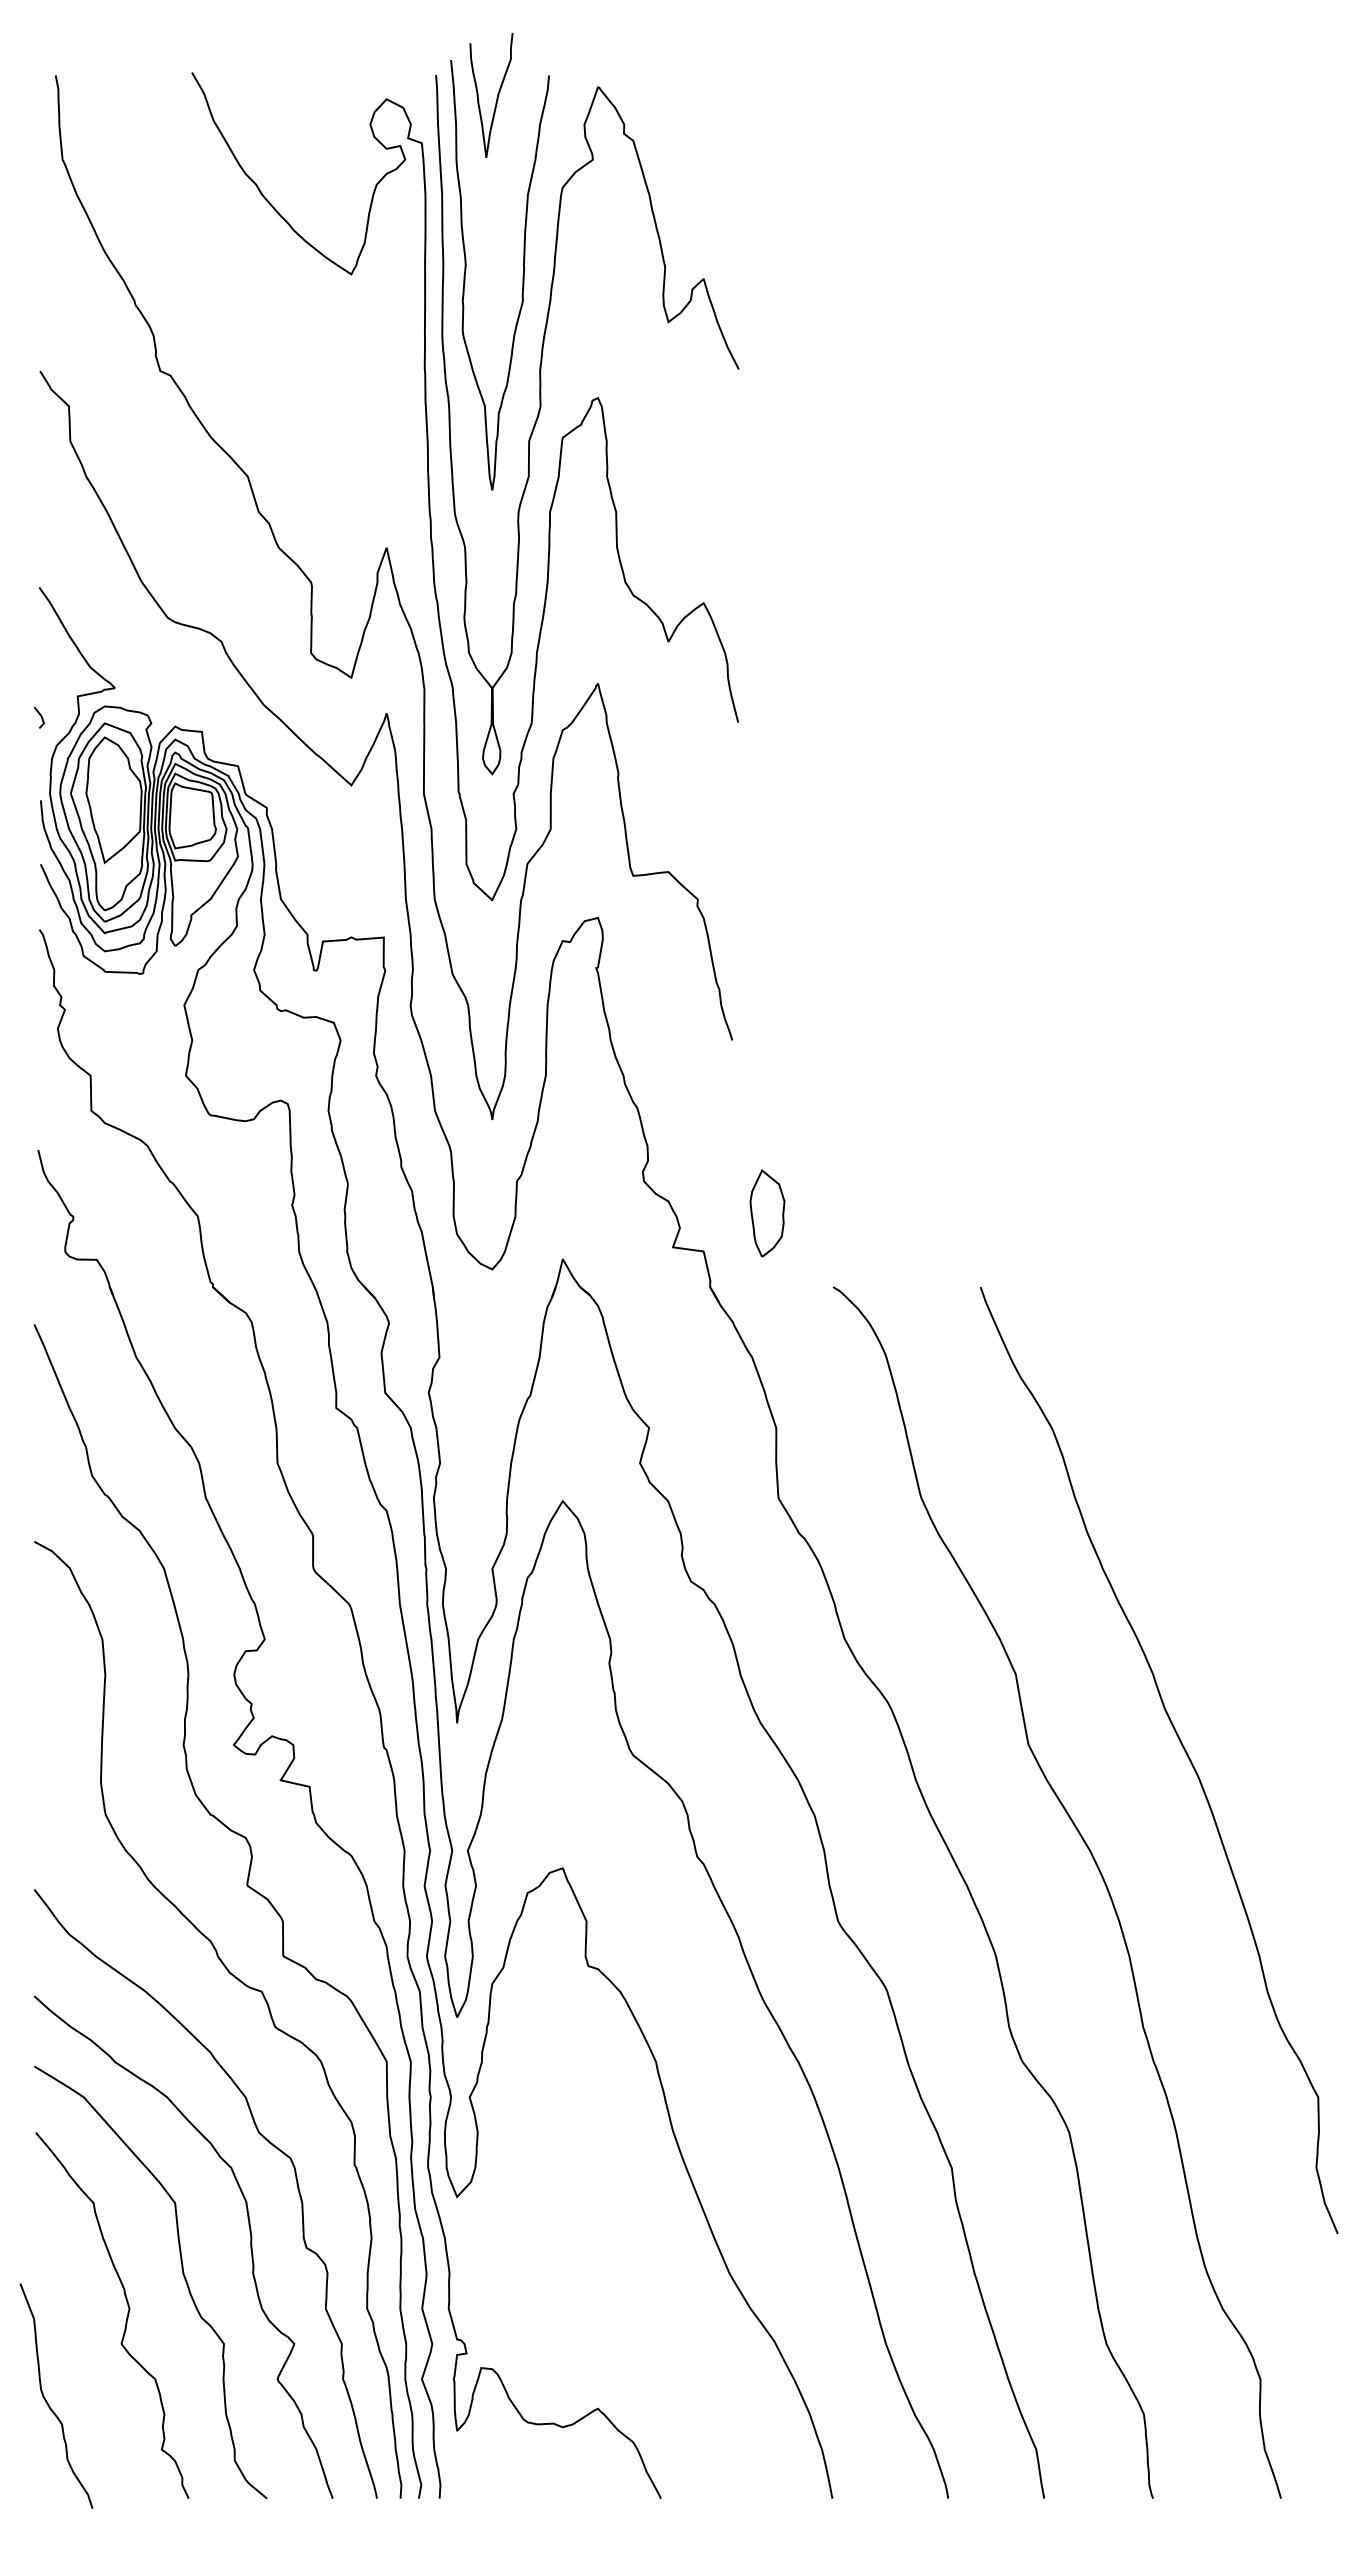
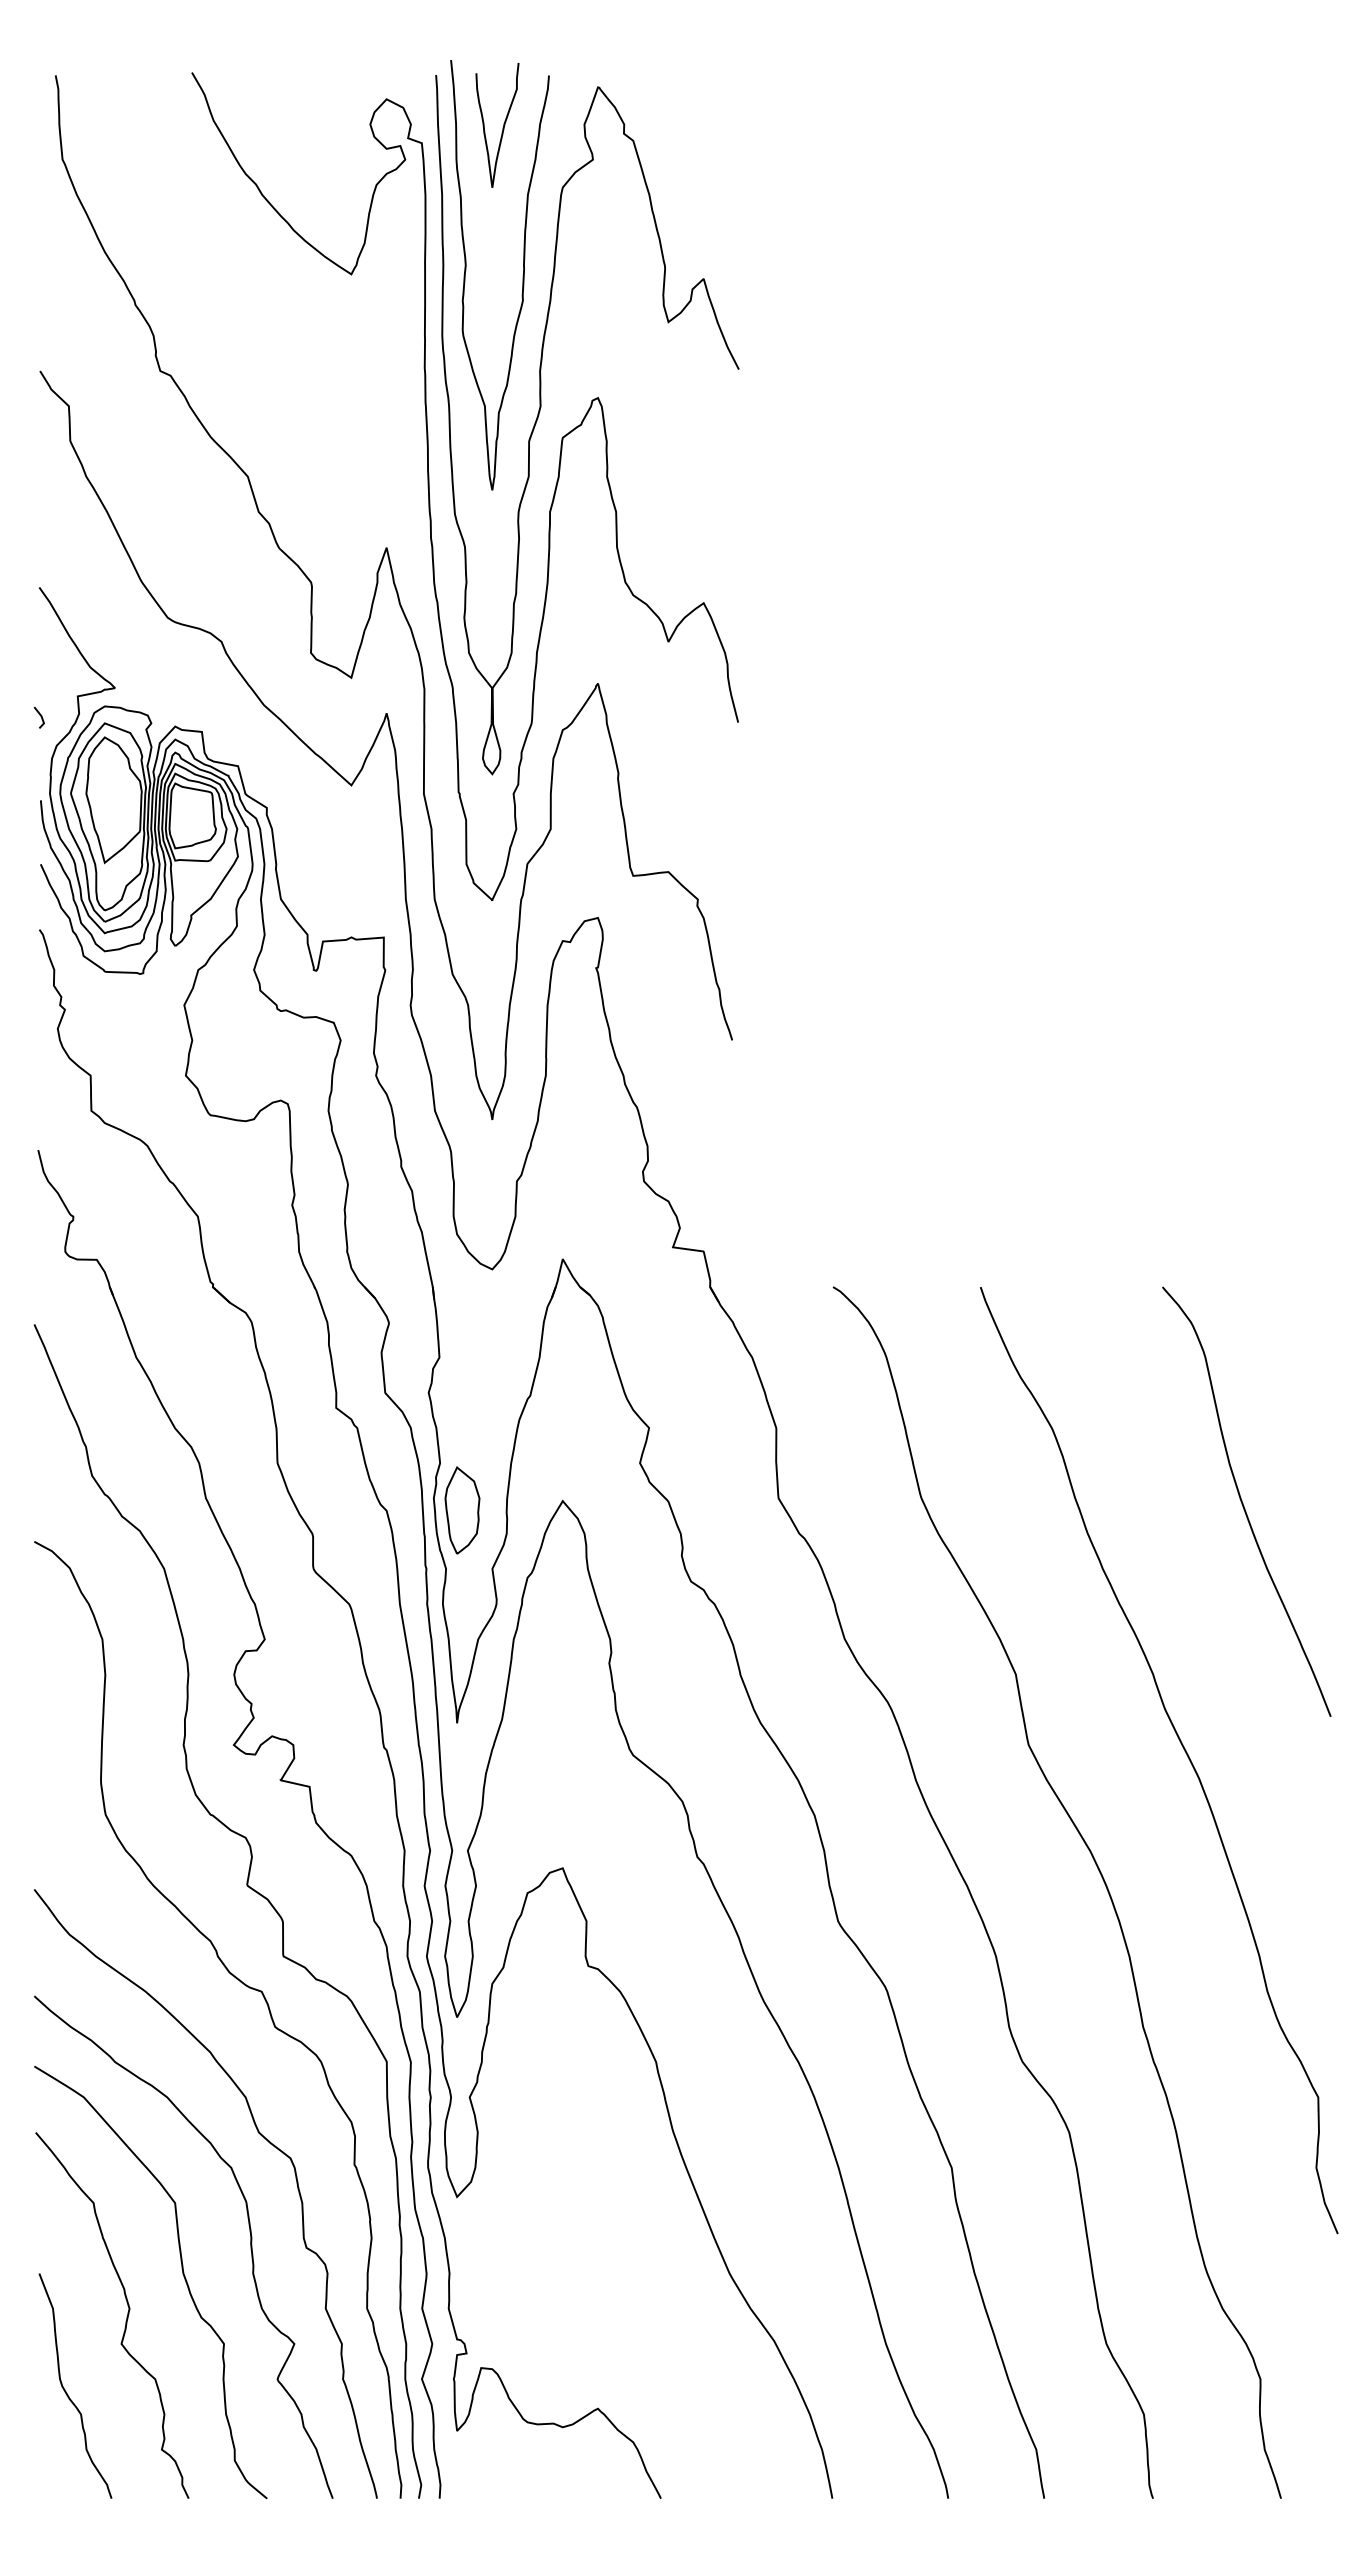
curve position: (496, 97) -> (502, 127) (502, 127)
part position: (767, 1213) -> (462, 1510) (462, 1510)
curve: none -> present (1243, 1503)
curve position: (46, 2399) -> (65, 2389) (65, 2389)
